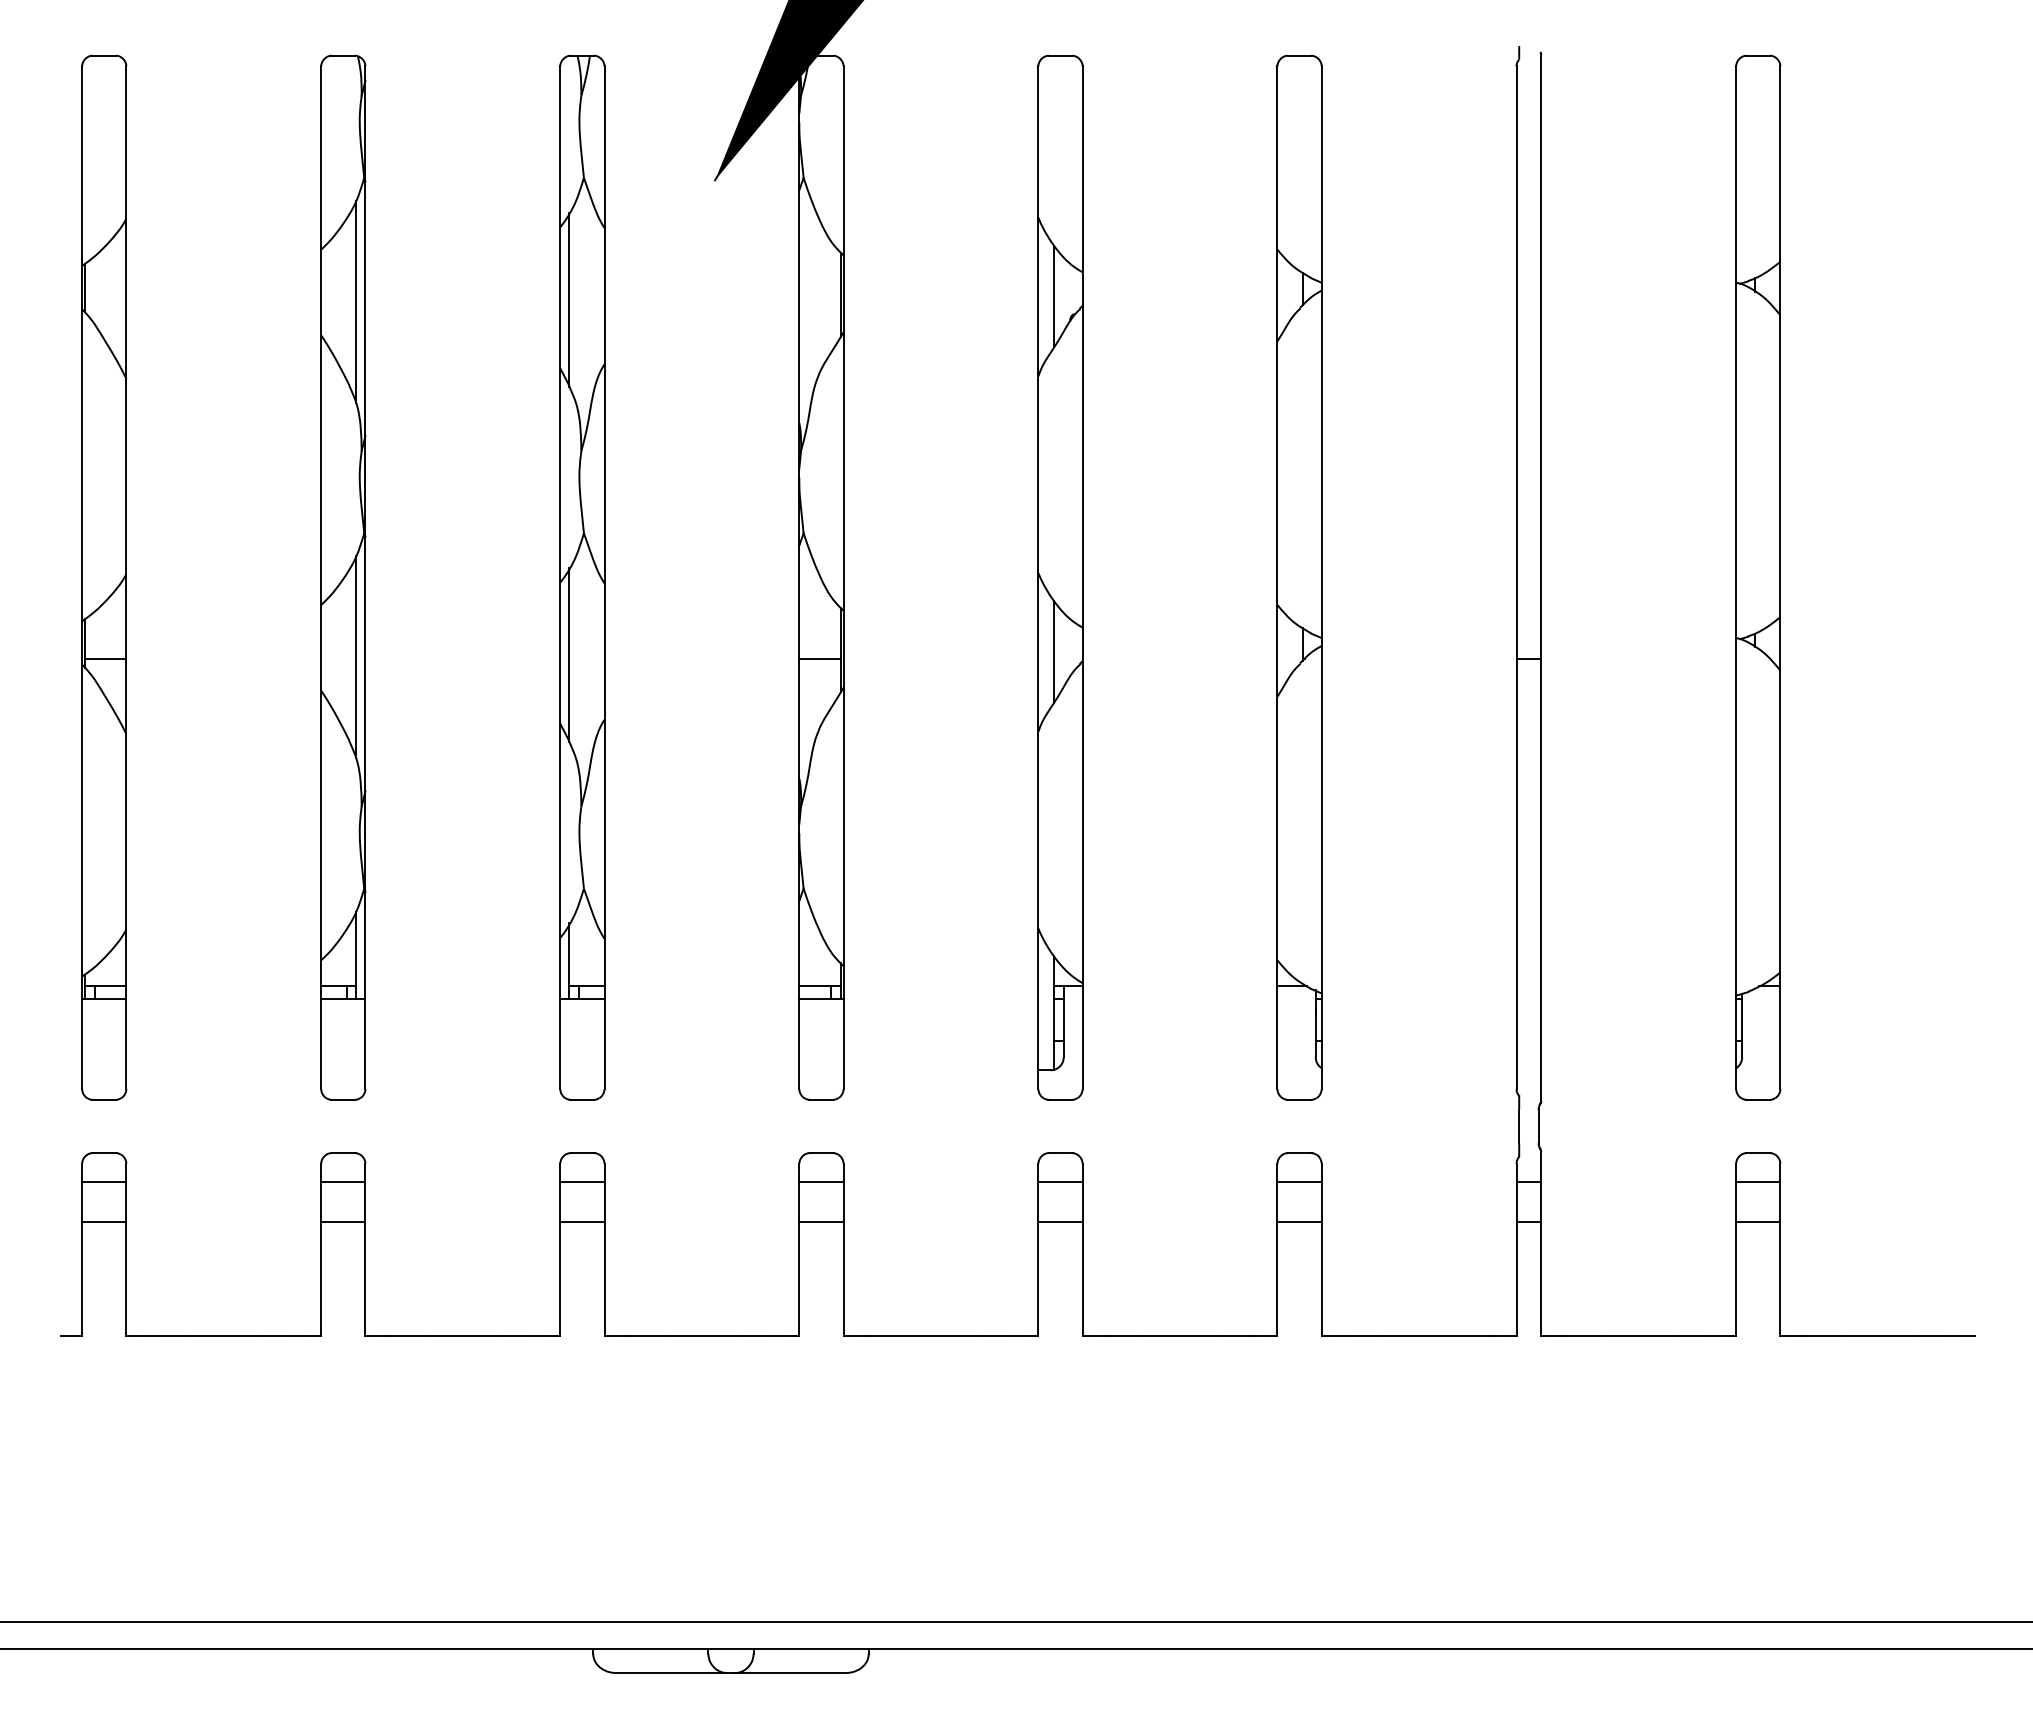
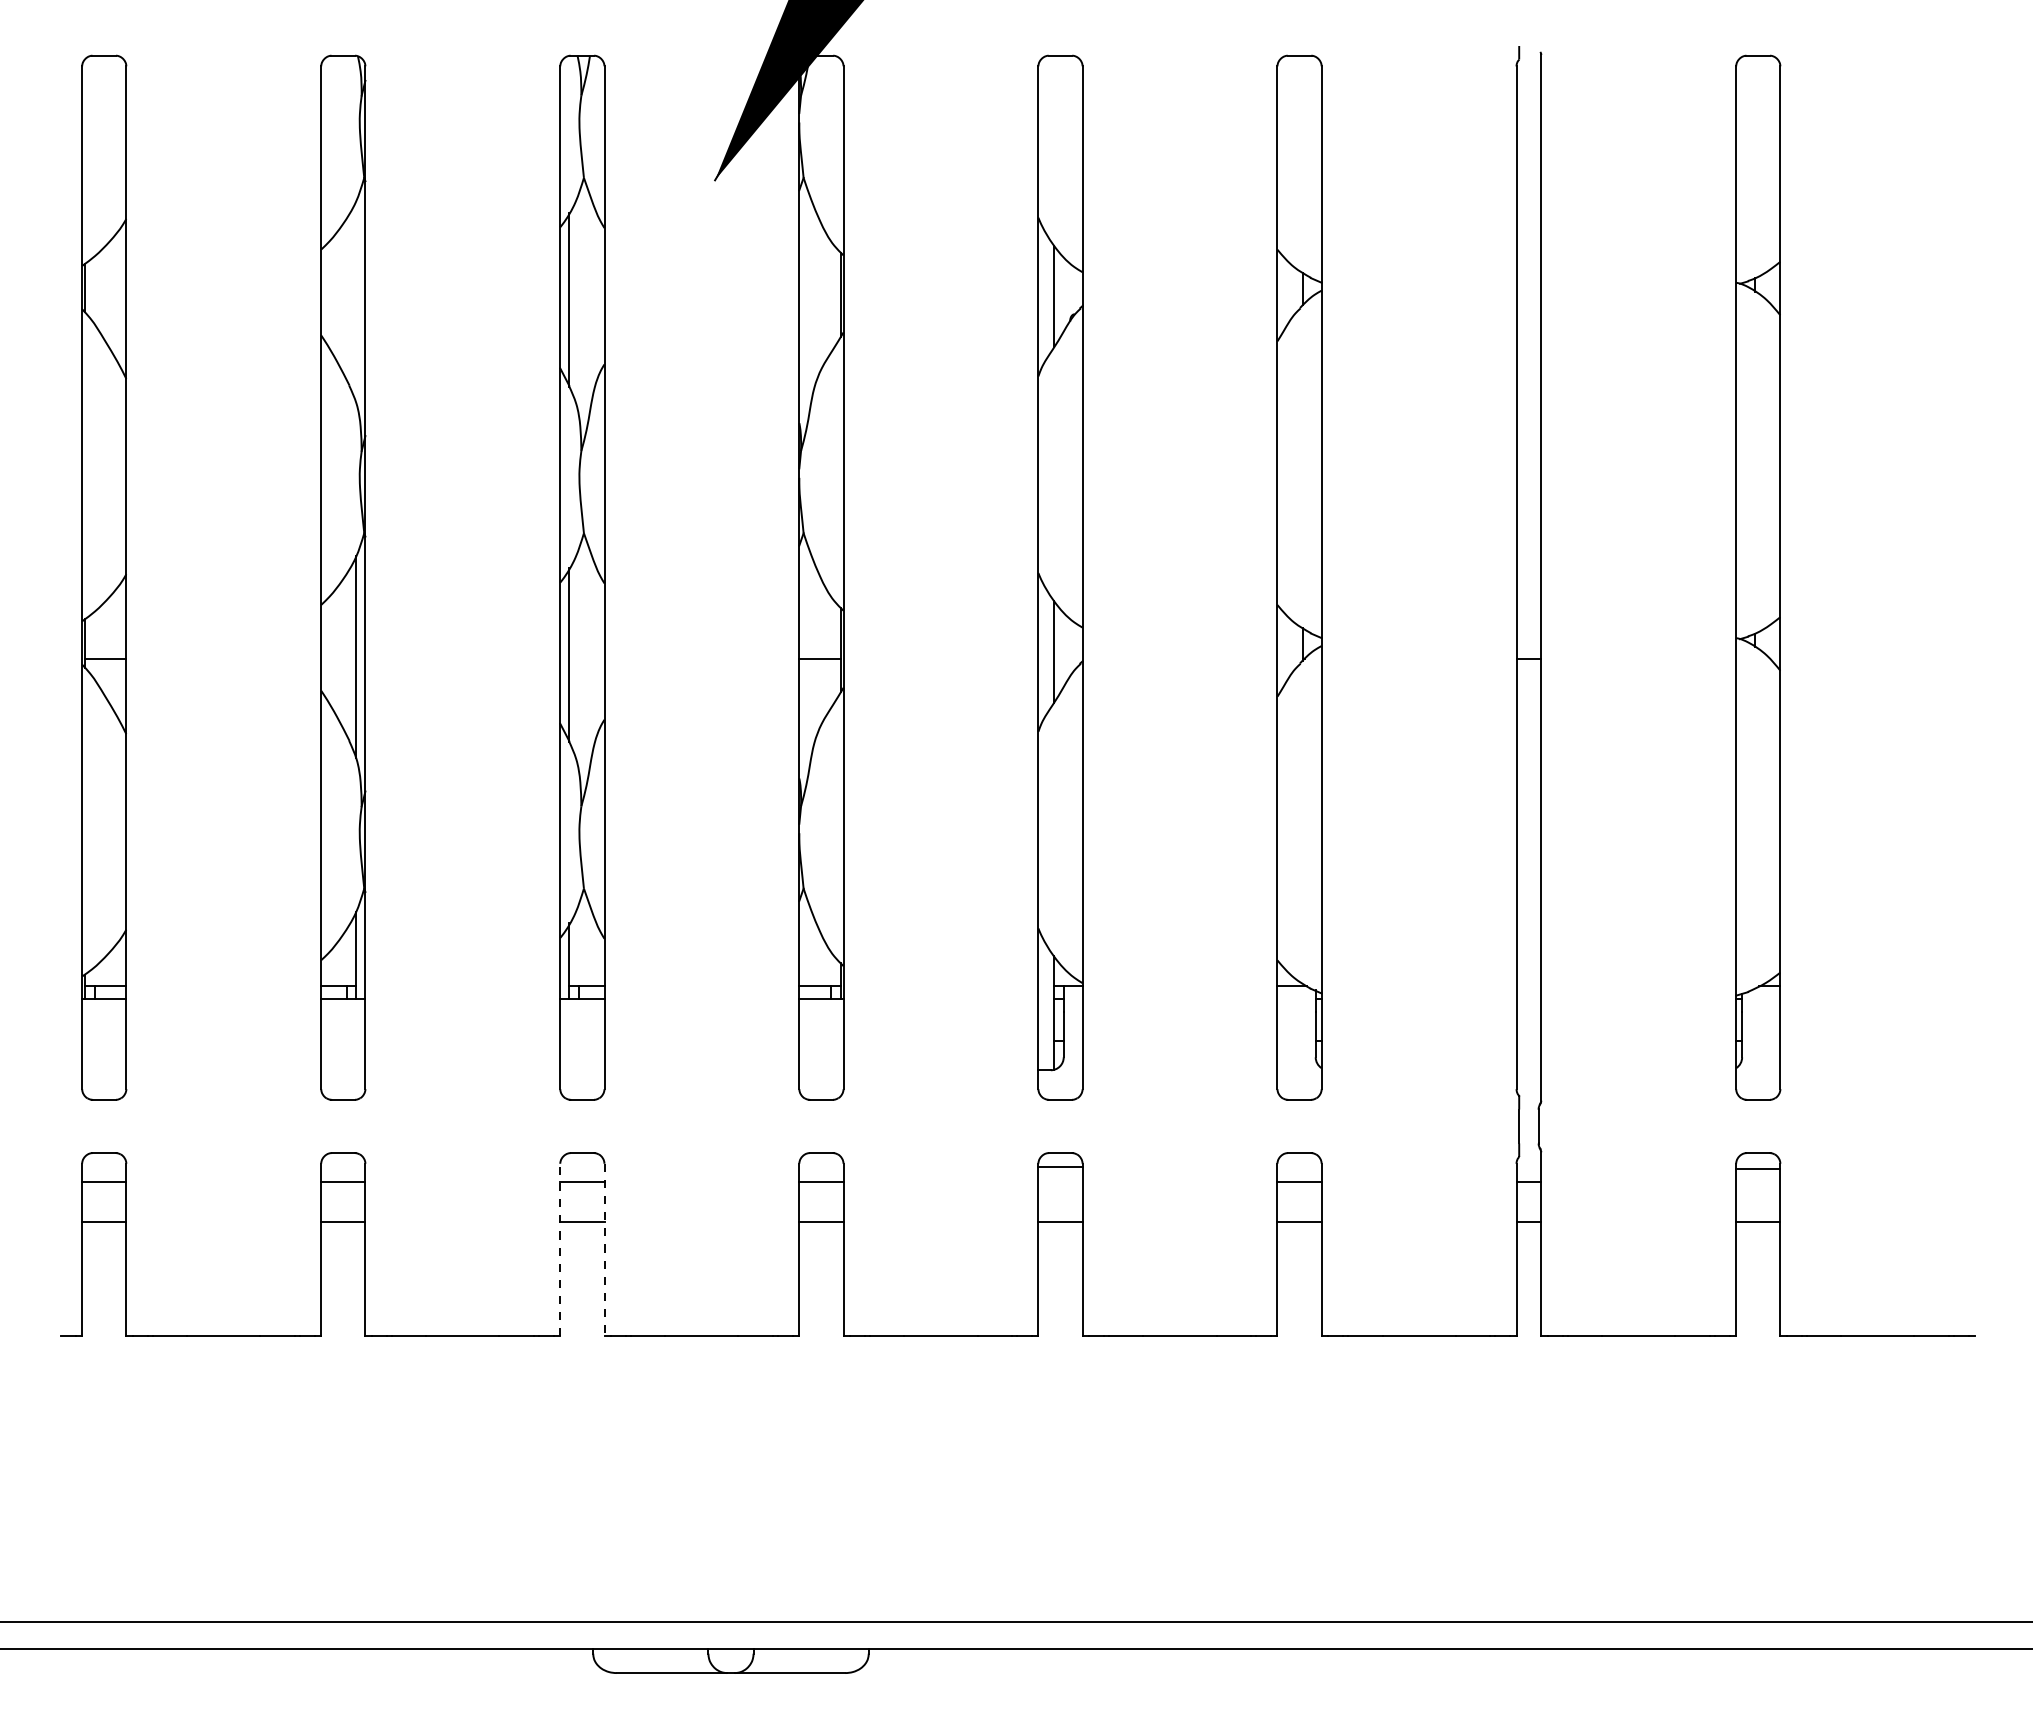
line: present -> none (356, 302)
line position: (1060, 1182) -> (1060, 1167) (1060, 1167)
line position: (1758, 1182) -> (1758, 1169) (1758, 1169)
line: solid -> dashed (560, 1249)
line: solid -> dashed (604, 1250)
